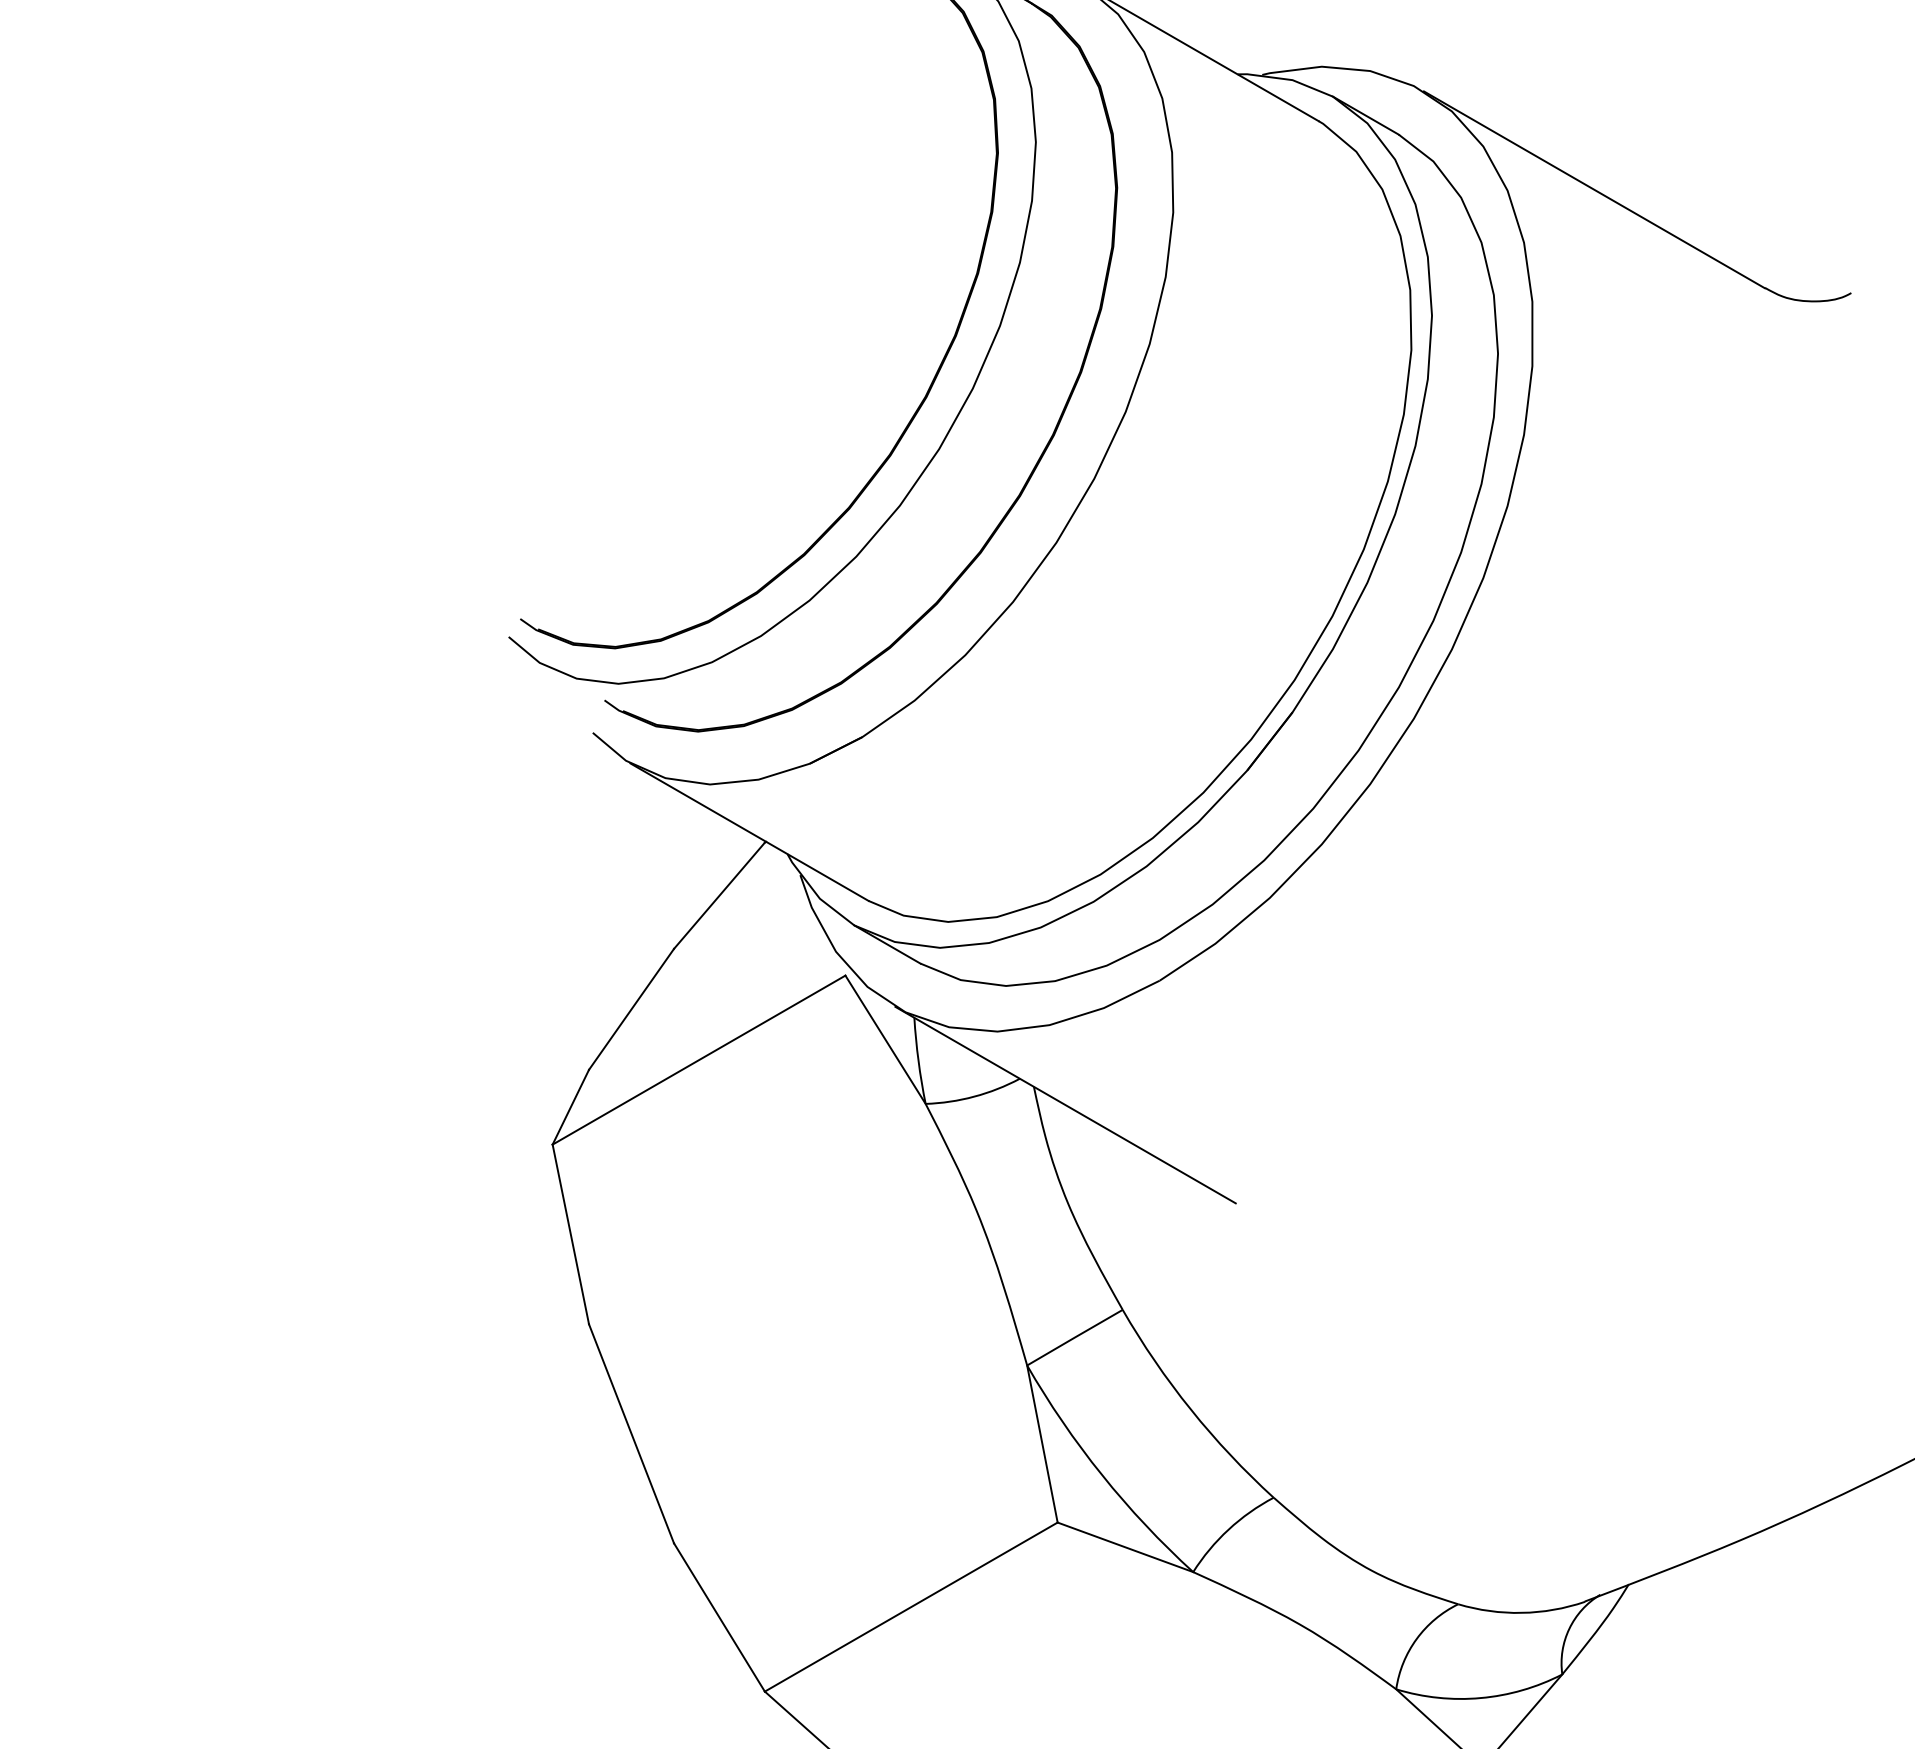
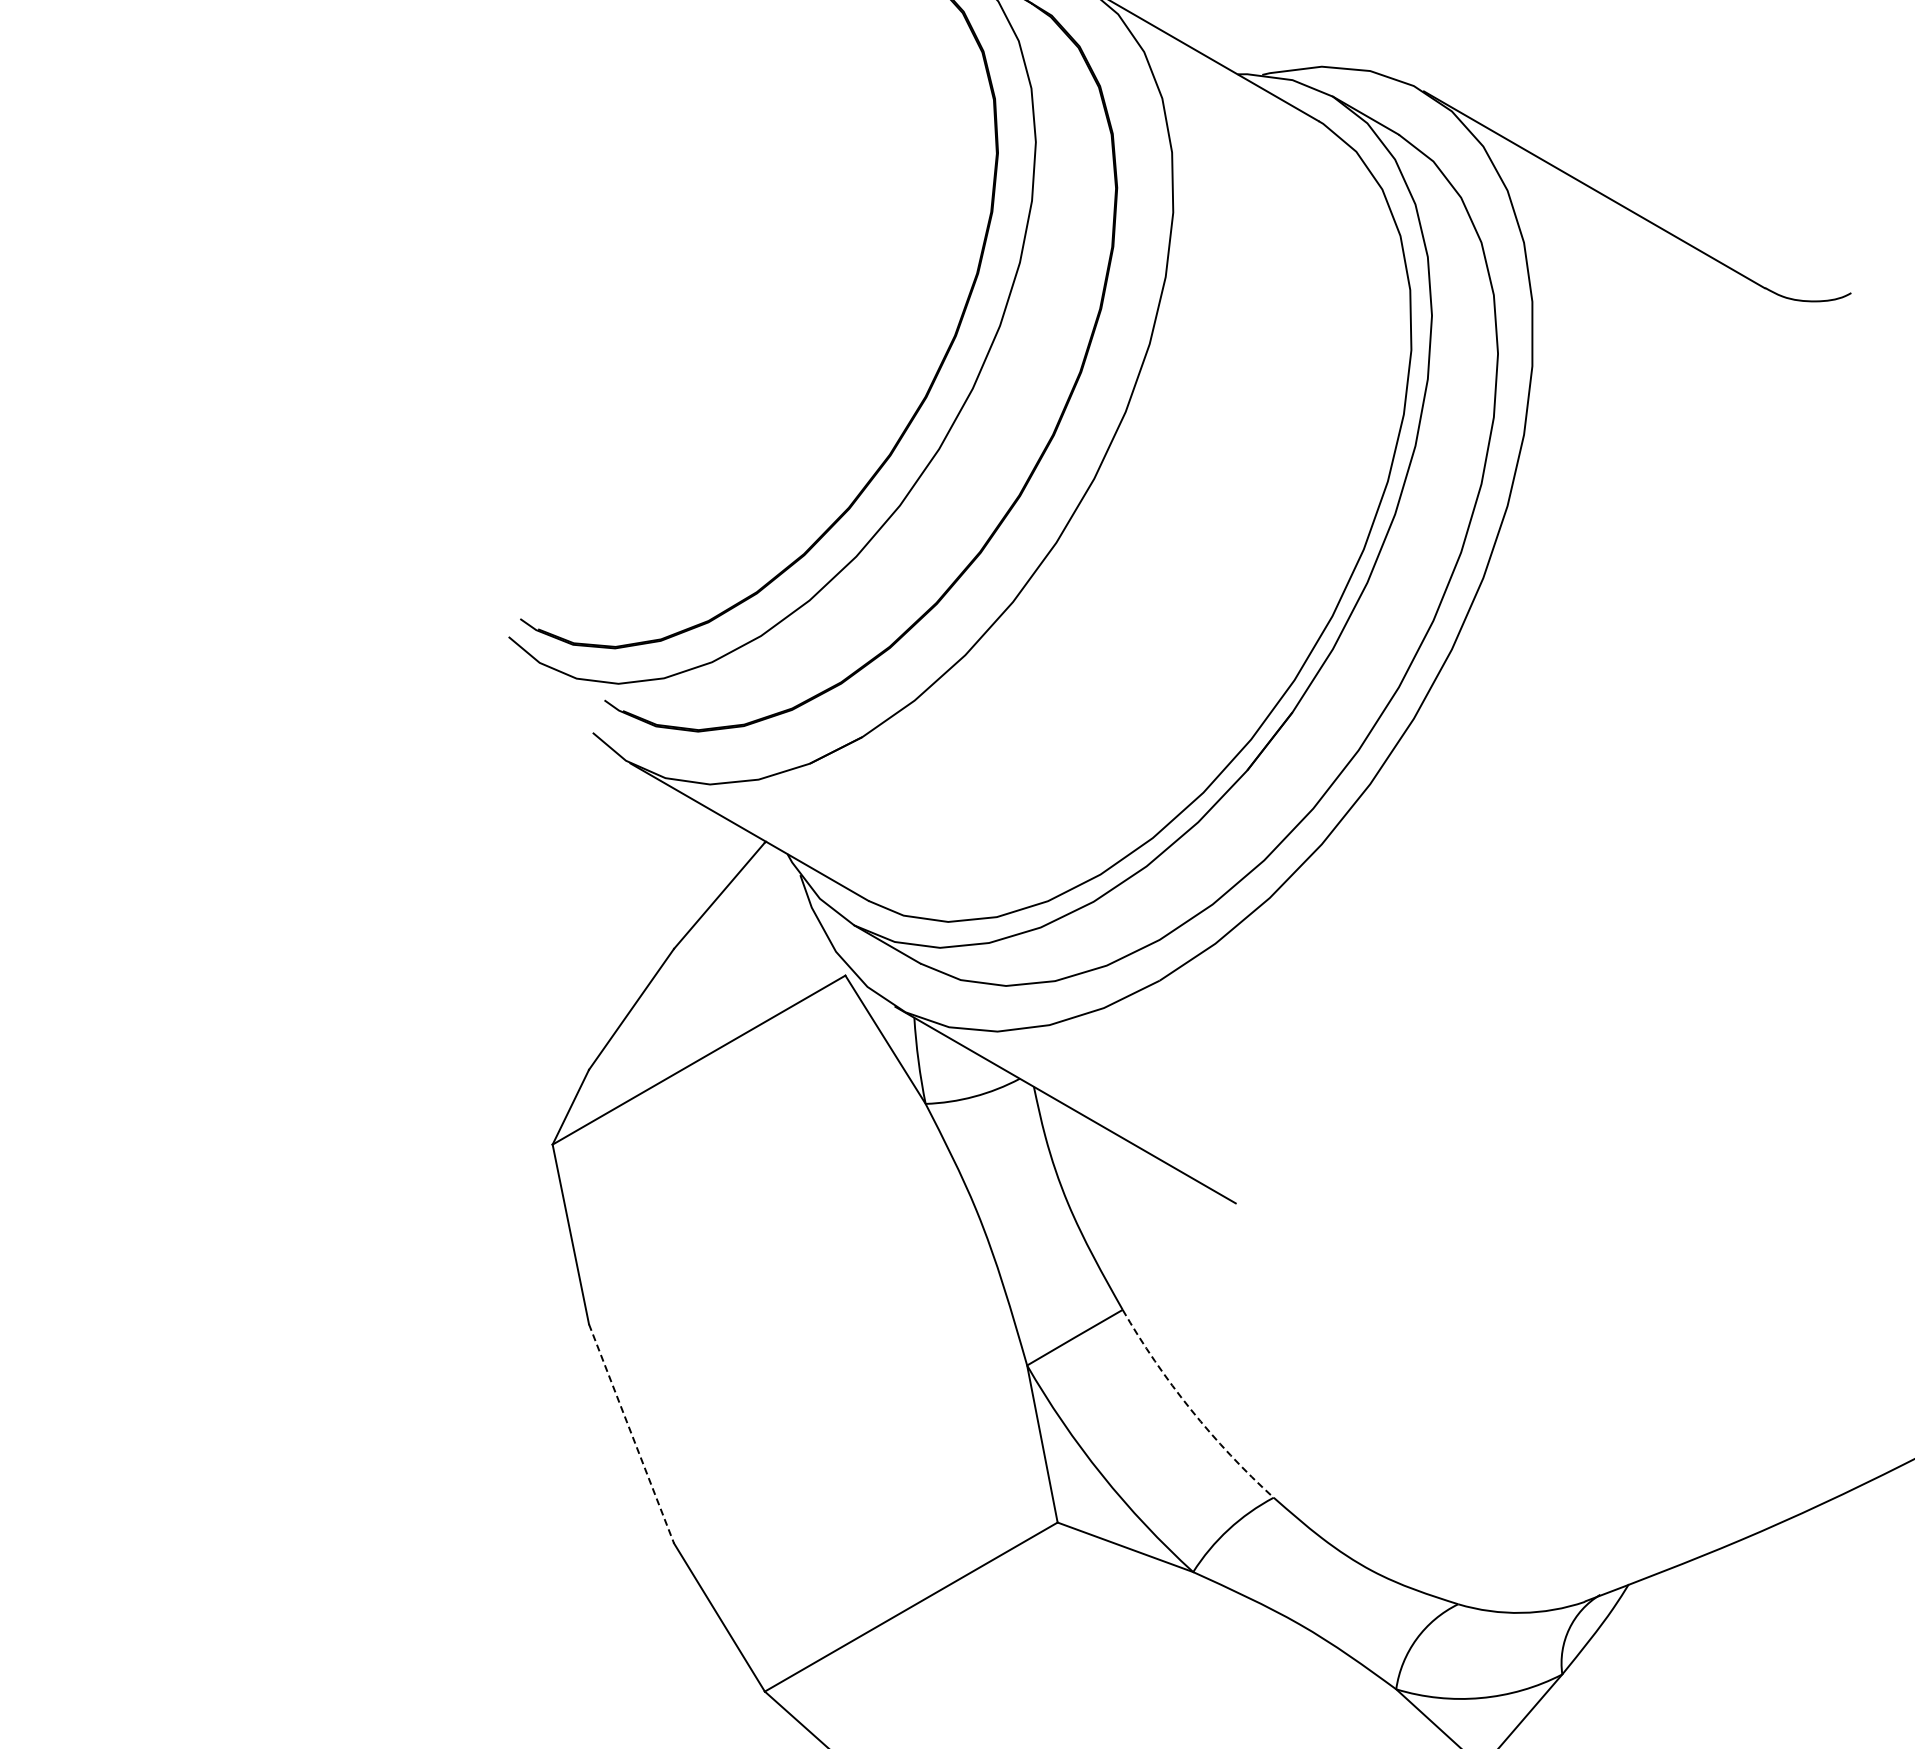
arc: solid -> dashed (1190, 1409)
line: solid -> dashed (631, 1433)
